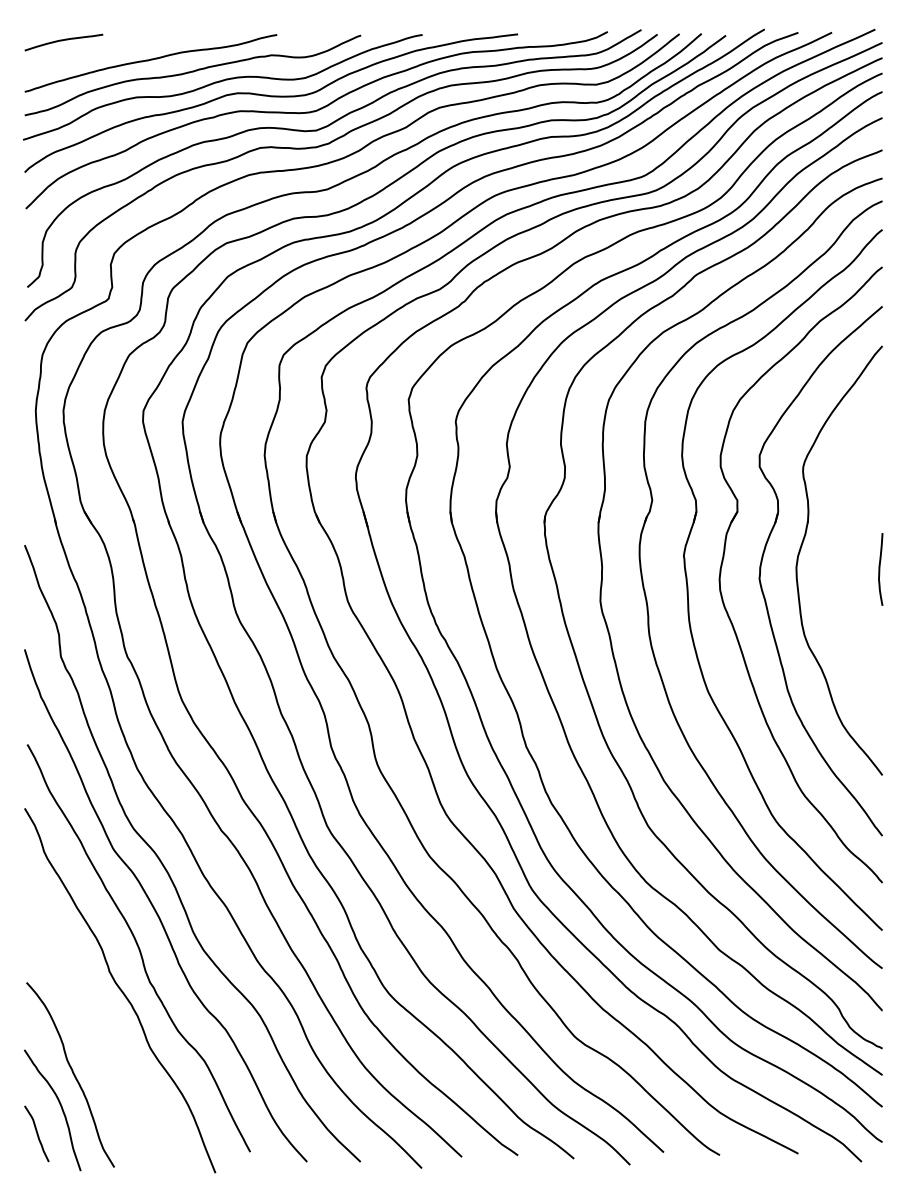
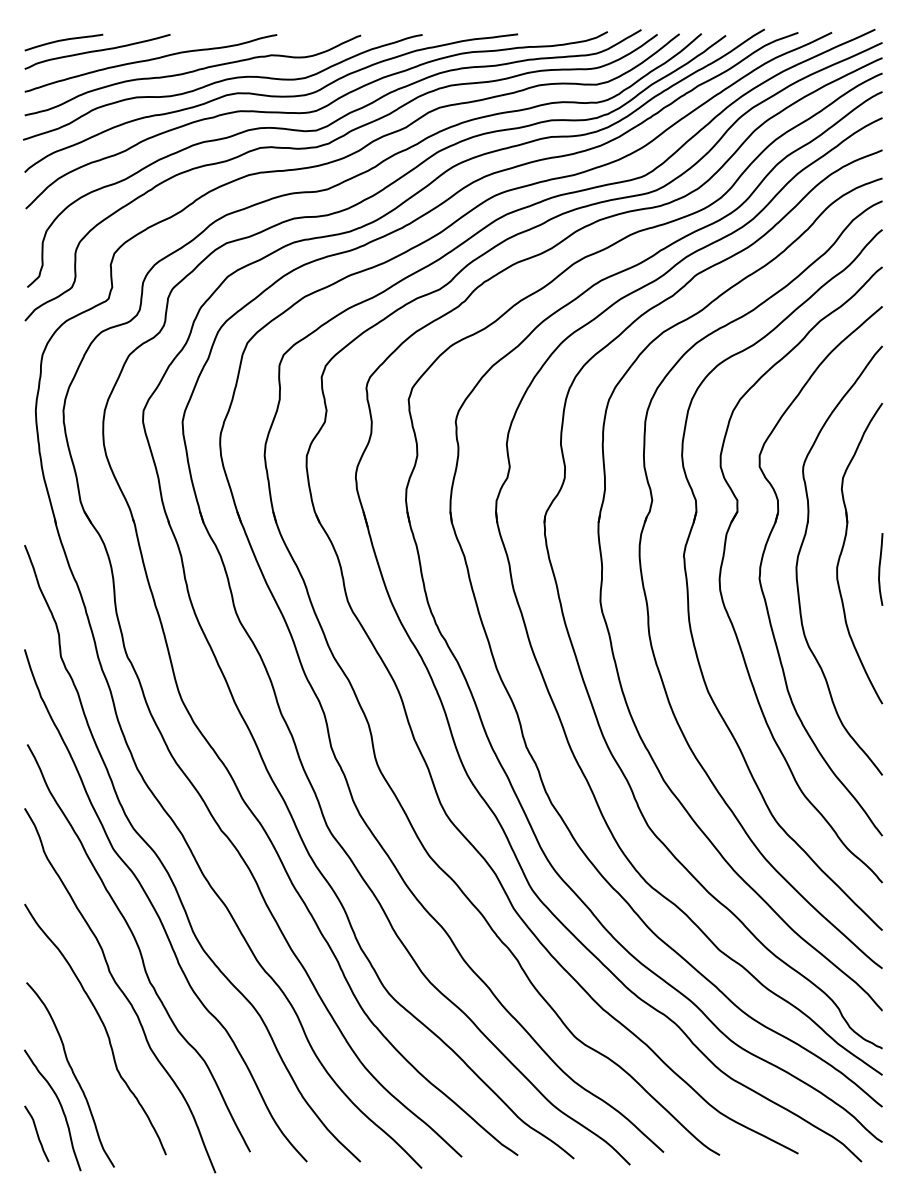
curve: none -> present (97, 51)
part: none -> present (843, 549)
curve: none -> present (103, 1026)
